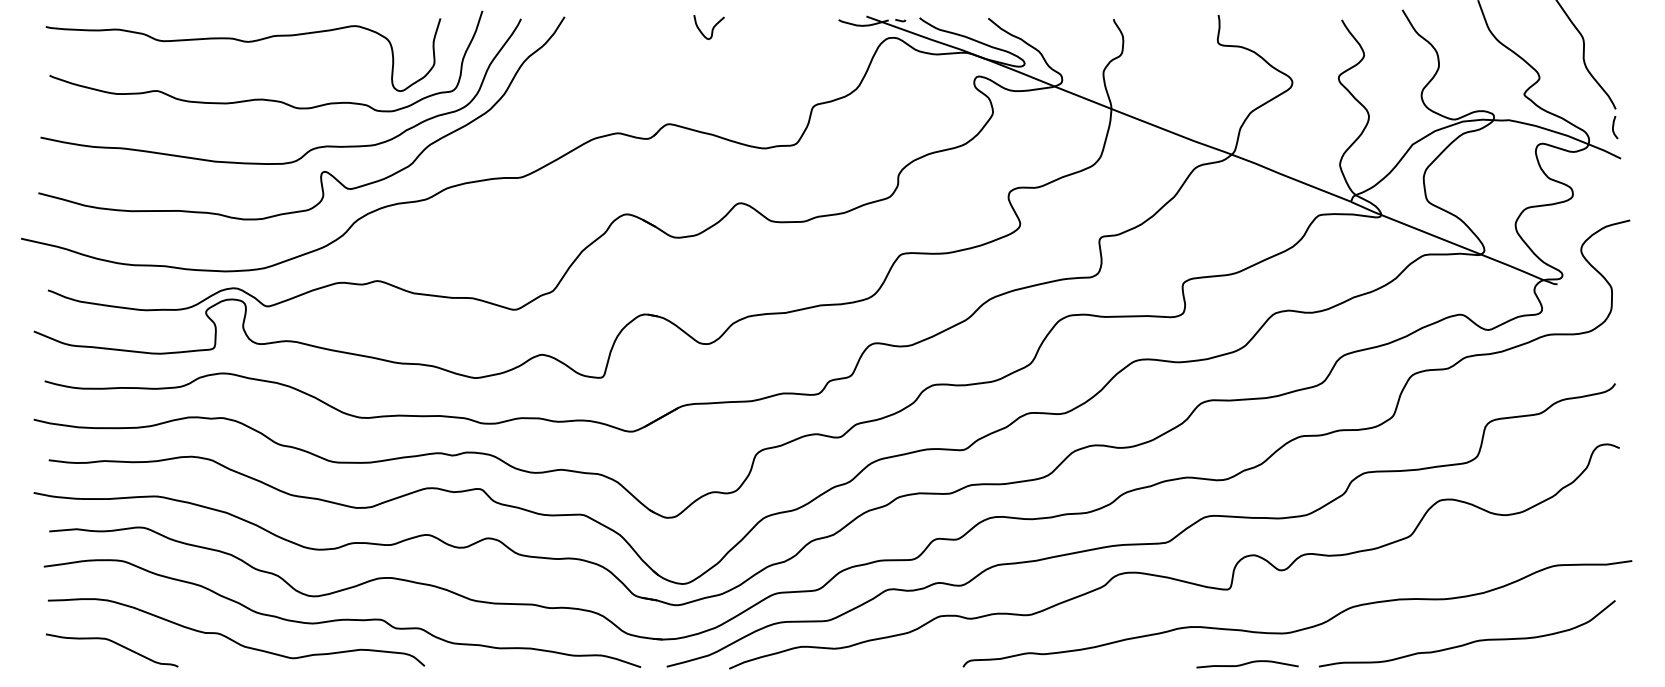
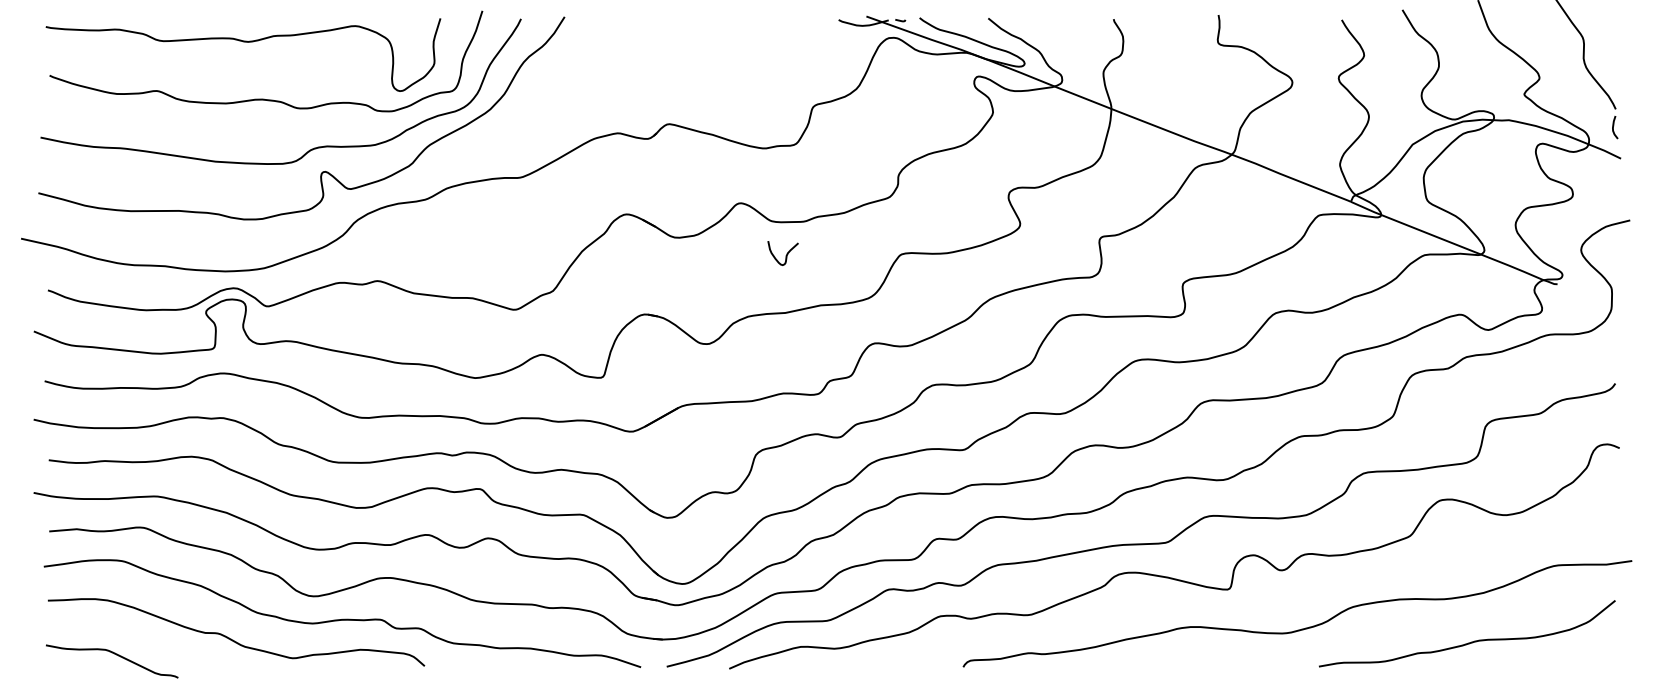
curve position: (711, 29) -> (785, 255) (785, 255)
curve position: (116, 644) -> (116, 655) (116, 655)
curve: present -> none (1247, 664)
